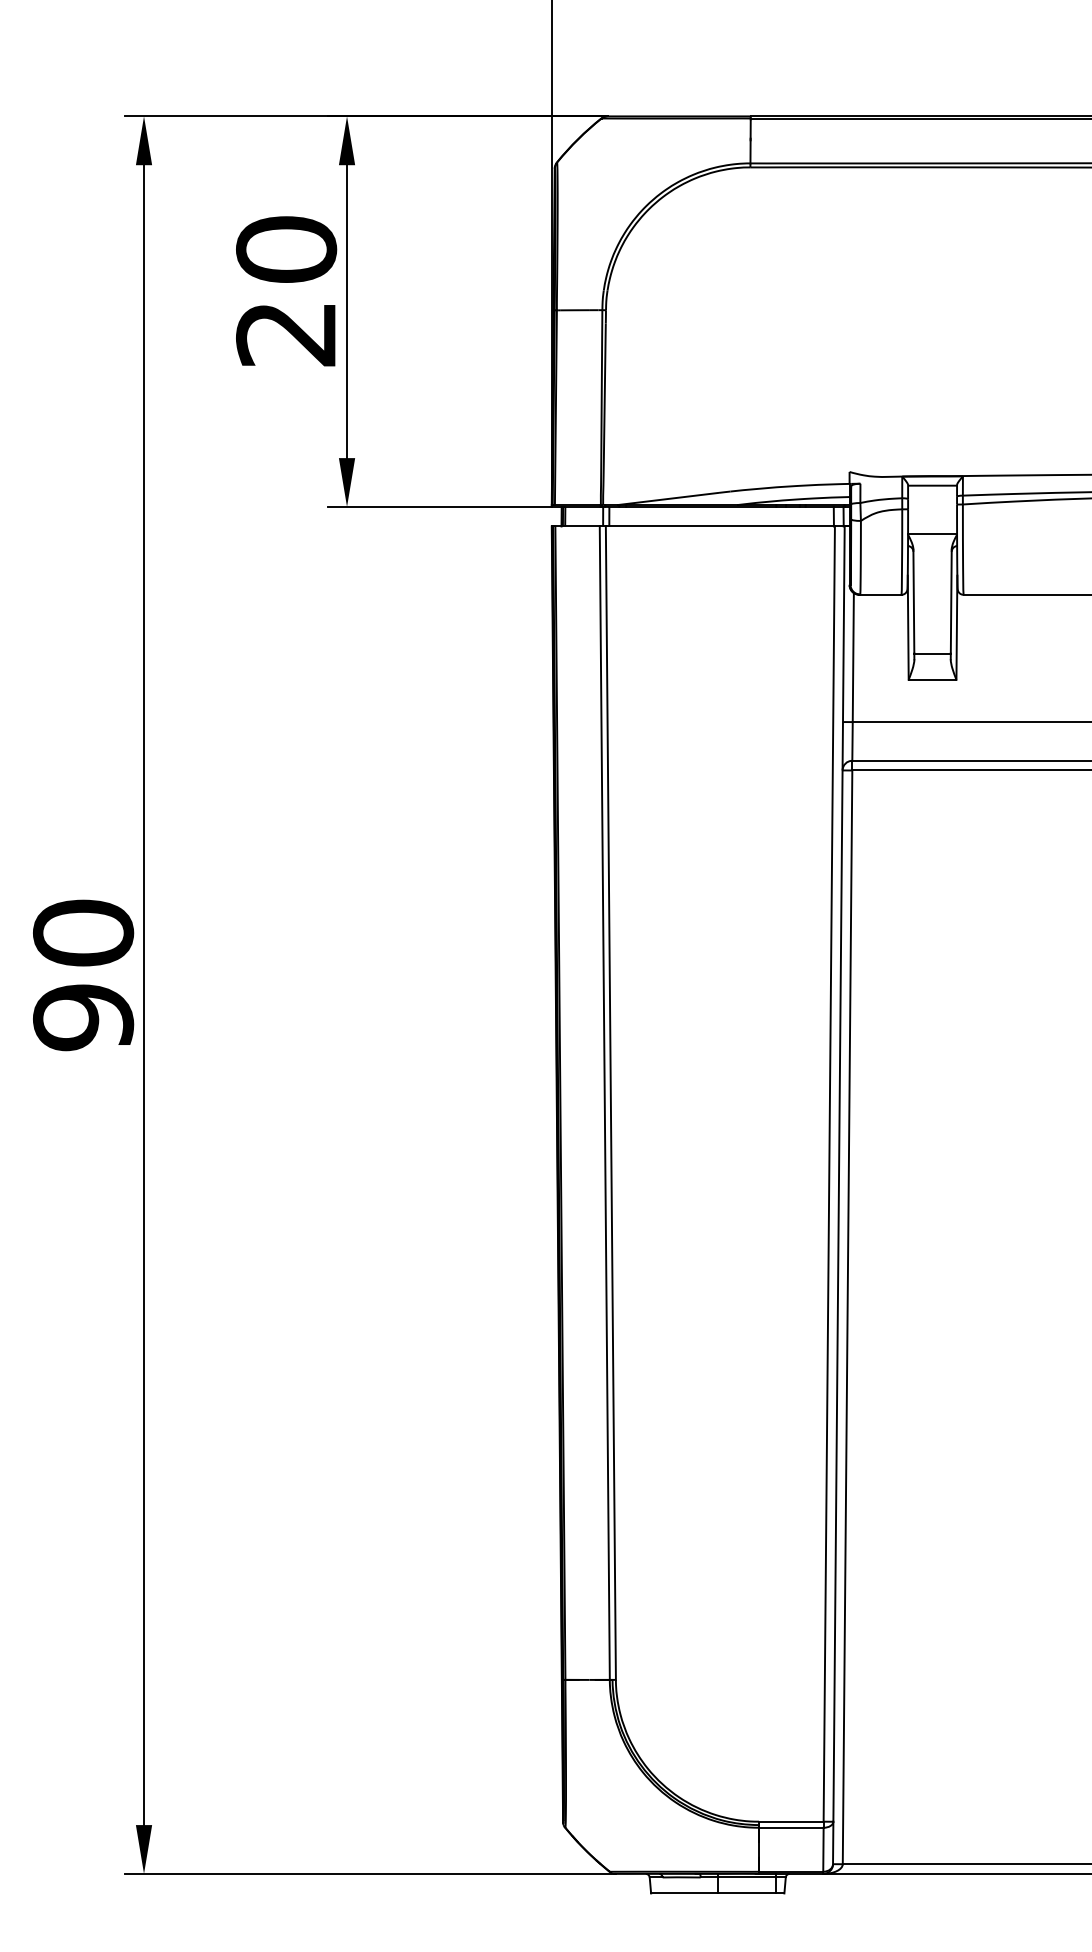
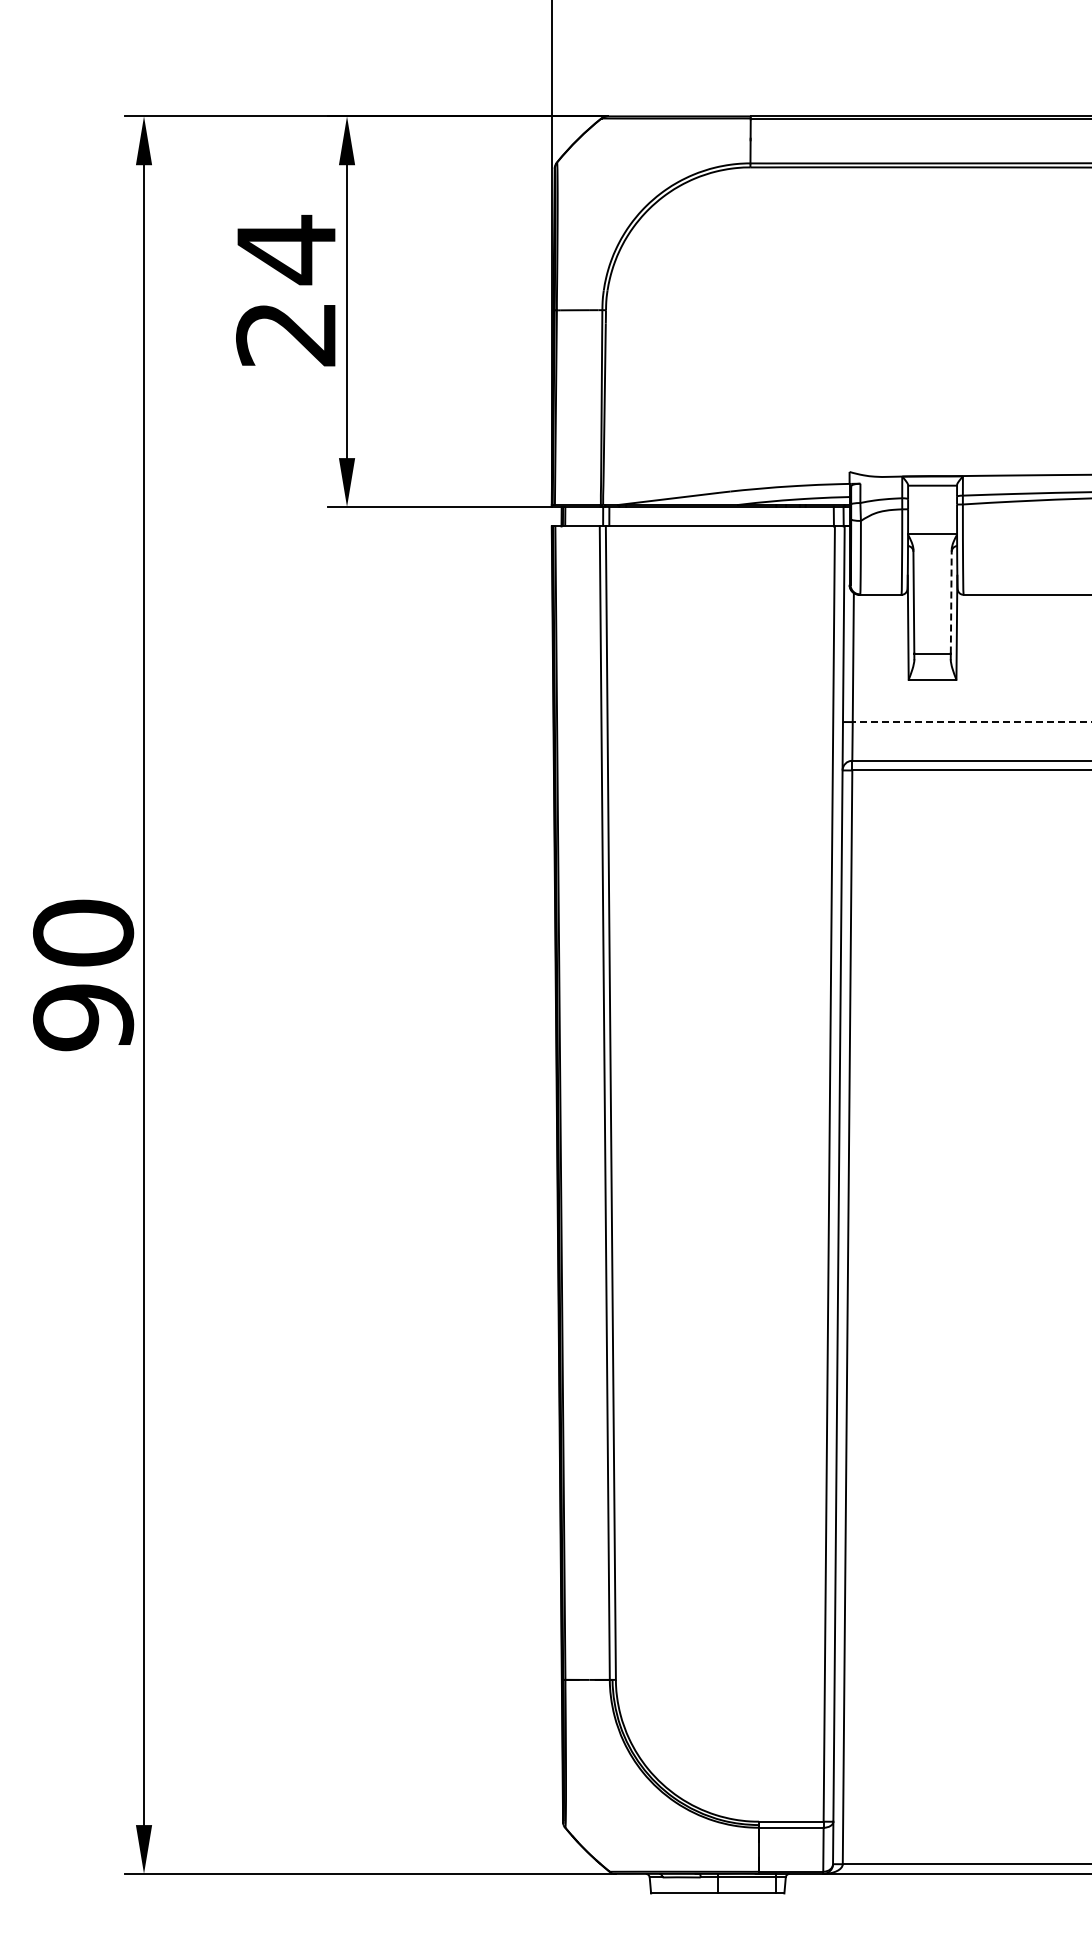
text: 20 -> 24 (286, 249)
line: solid -> dashed (951, 601)
line: solid -> dashed (971, 722)
